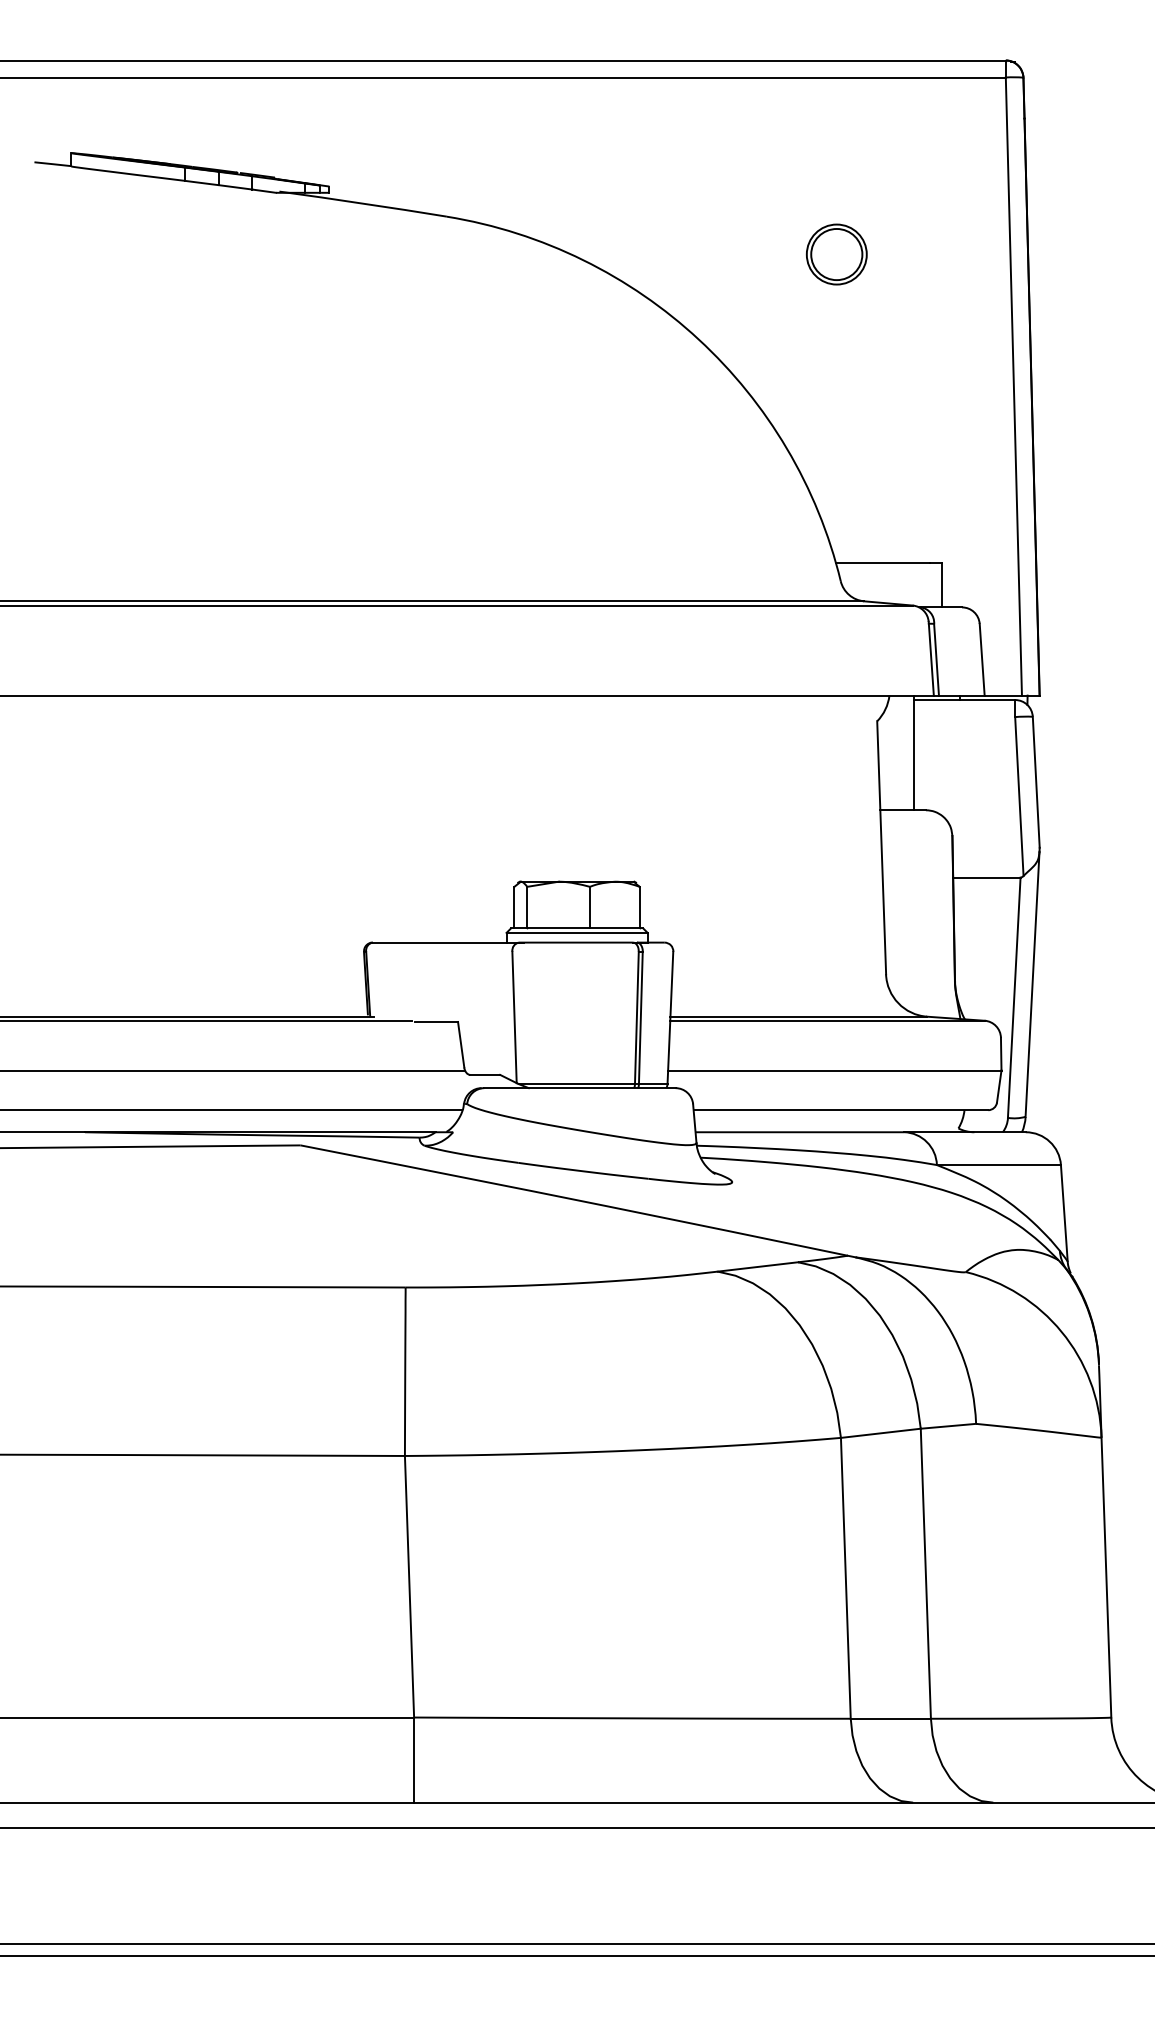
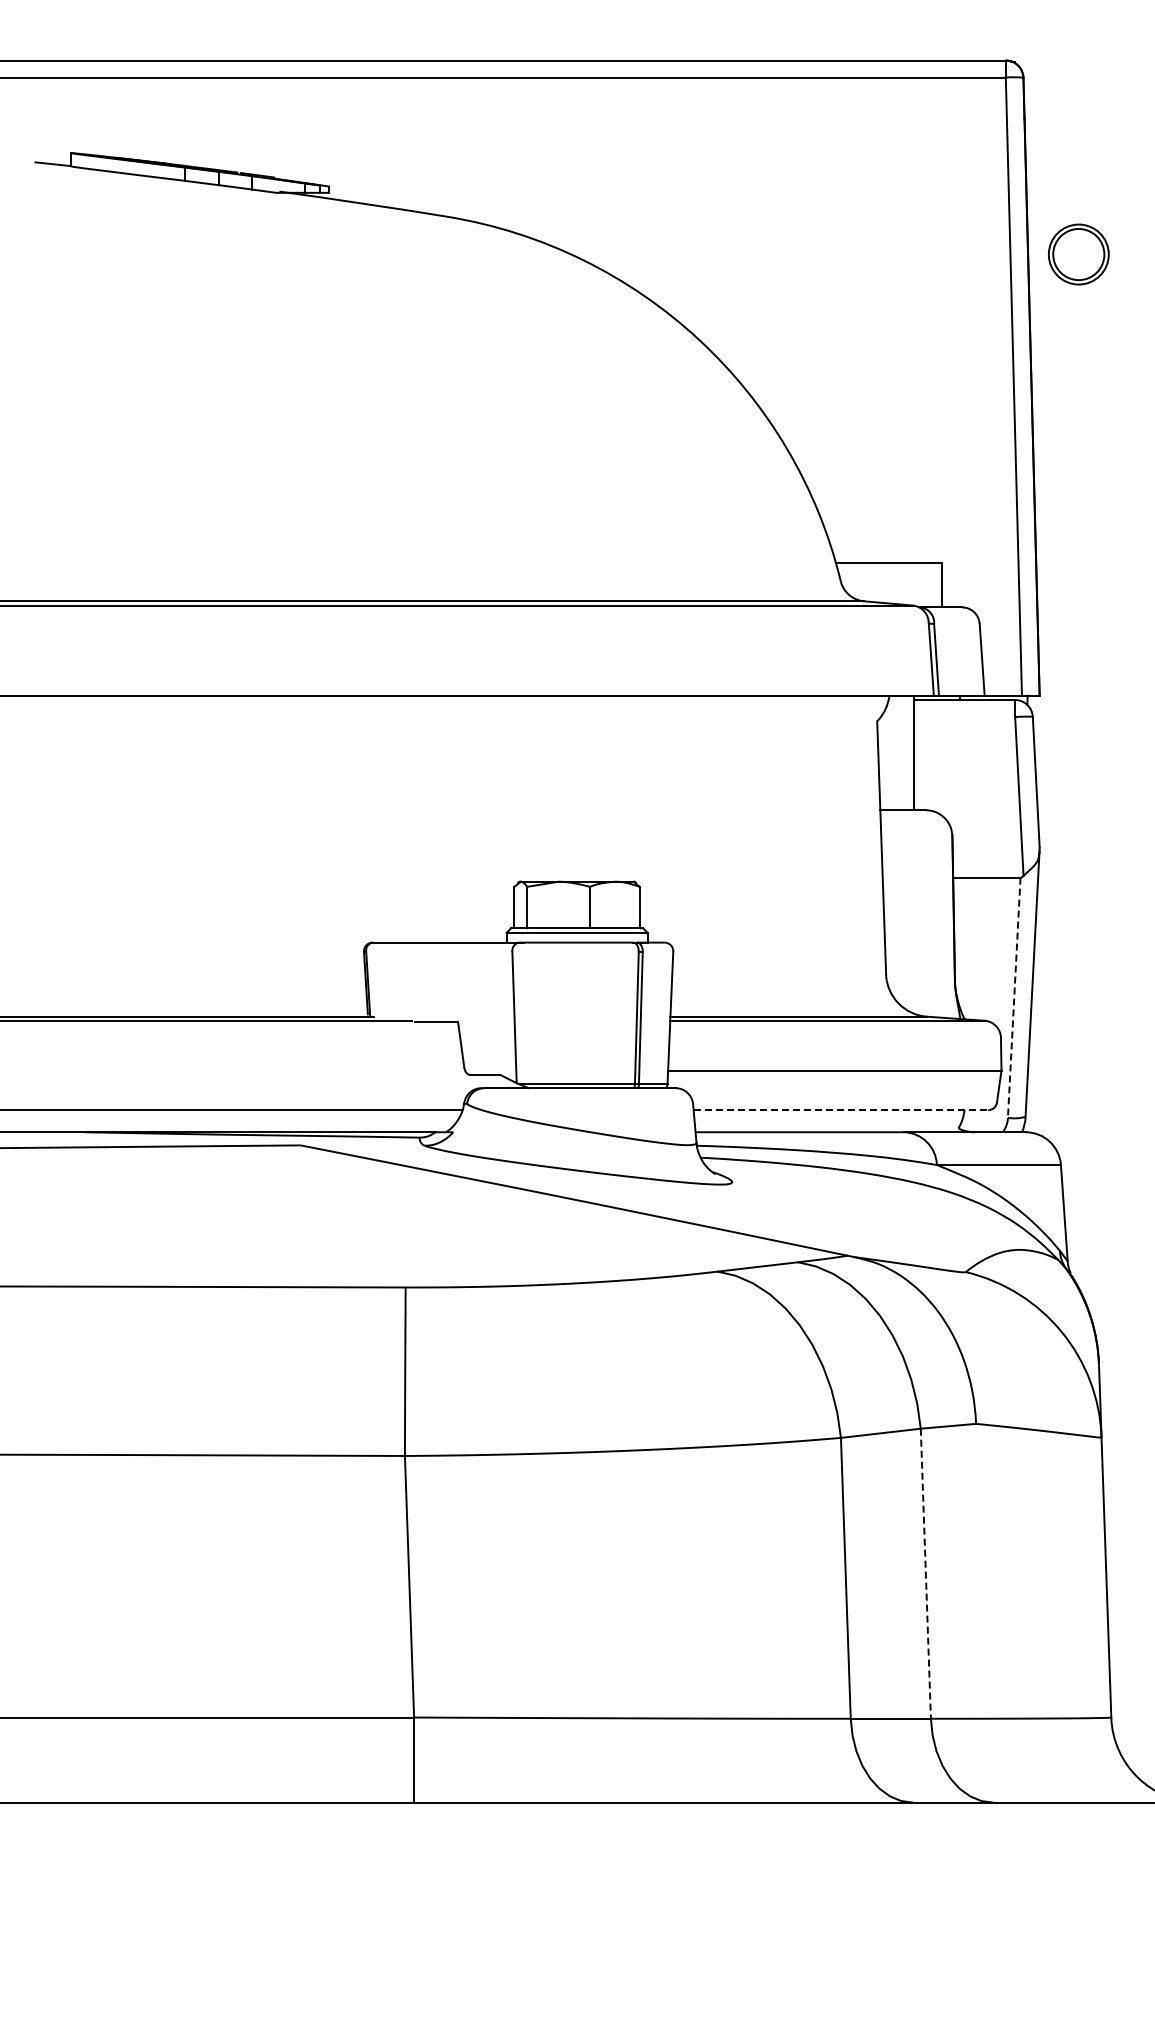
part position: (836, 254) -> (1078, 254) (1078, 254)
line: solid -> dashed (1014, 998)
line: present -> none (233, 1070)
line: solid -> dashed (841, 1110)
line: solid -> dashed (925, 1574)
line: present -> none (576, 1827)
line: present -> none (576, 1943)
line: present -> none (576, 1956)
